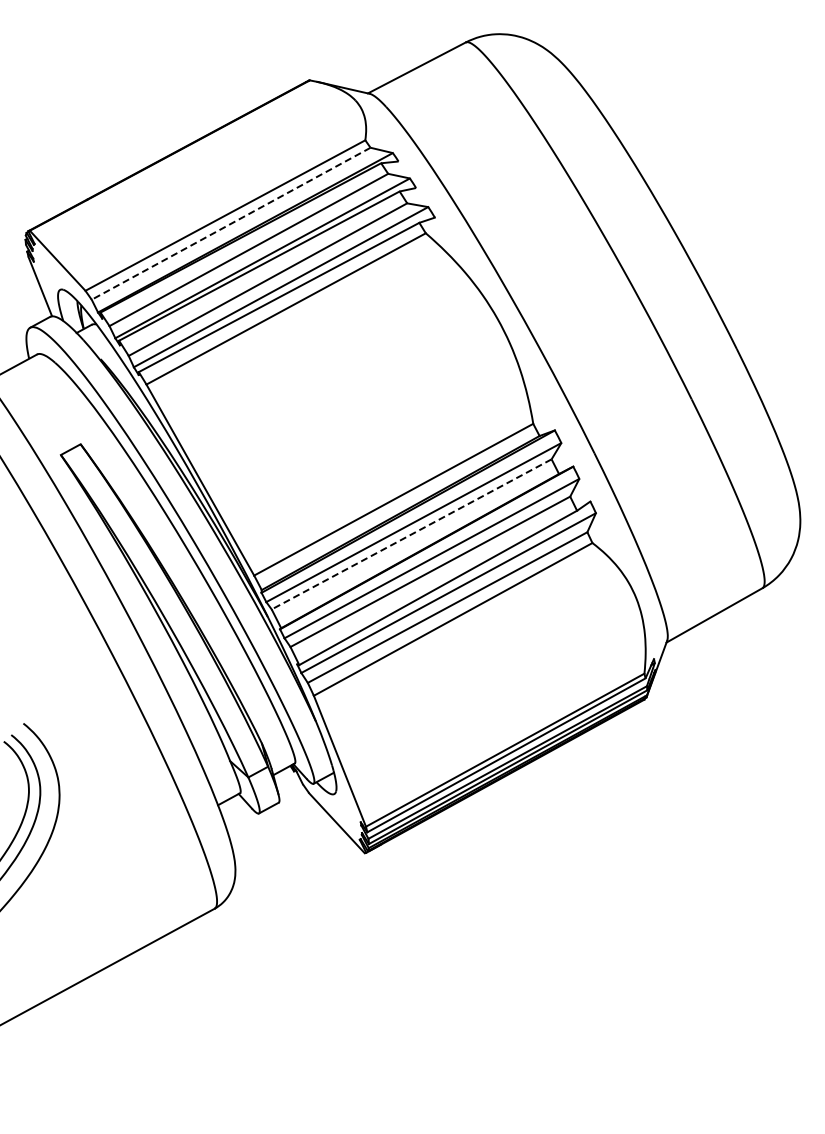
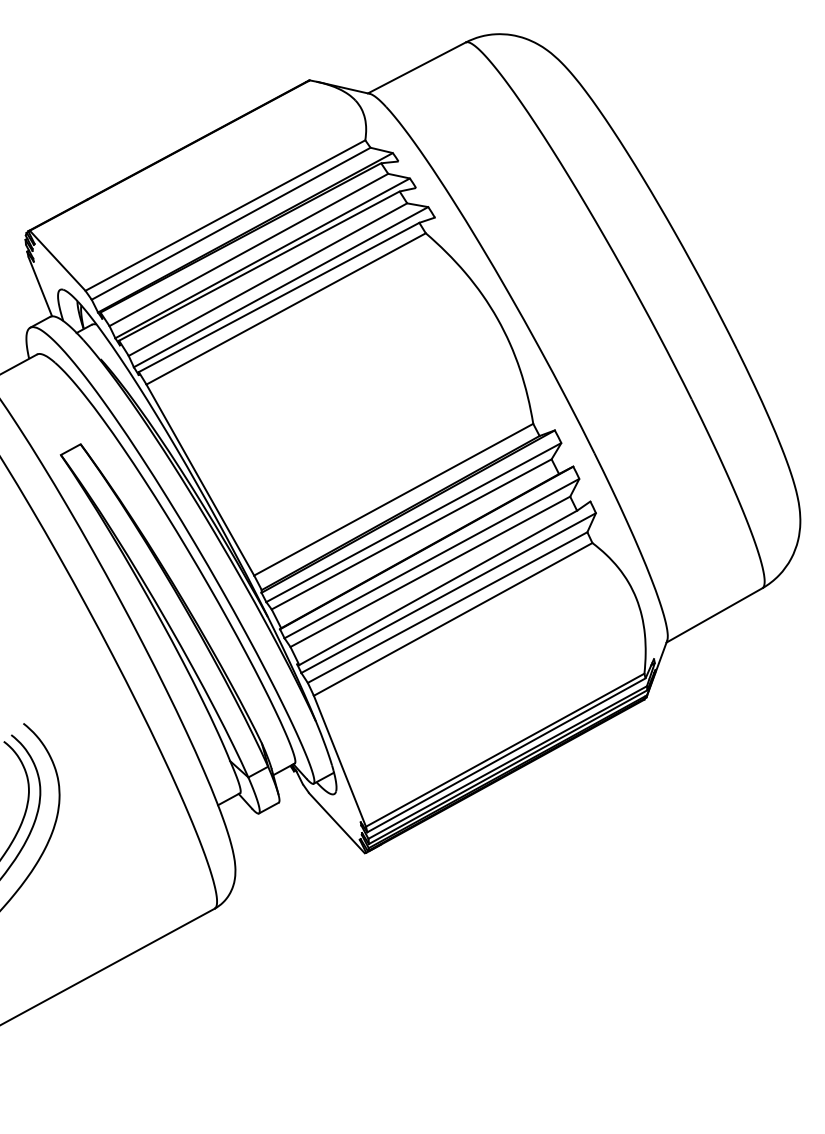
line: dashed -> solid (231, 223)
line: dashed -> solid (411, 534)
